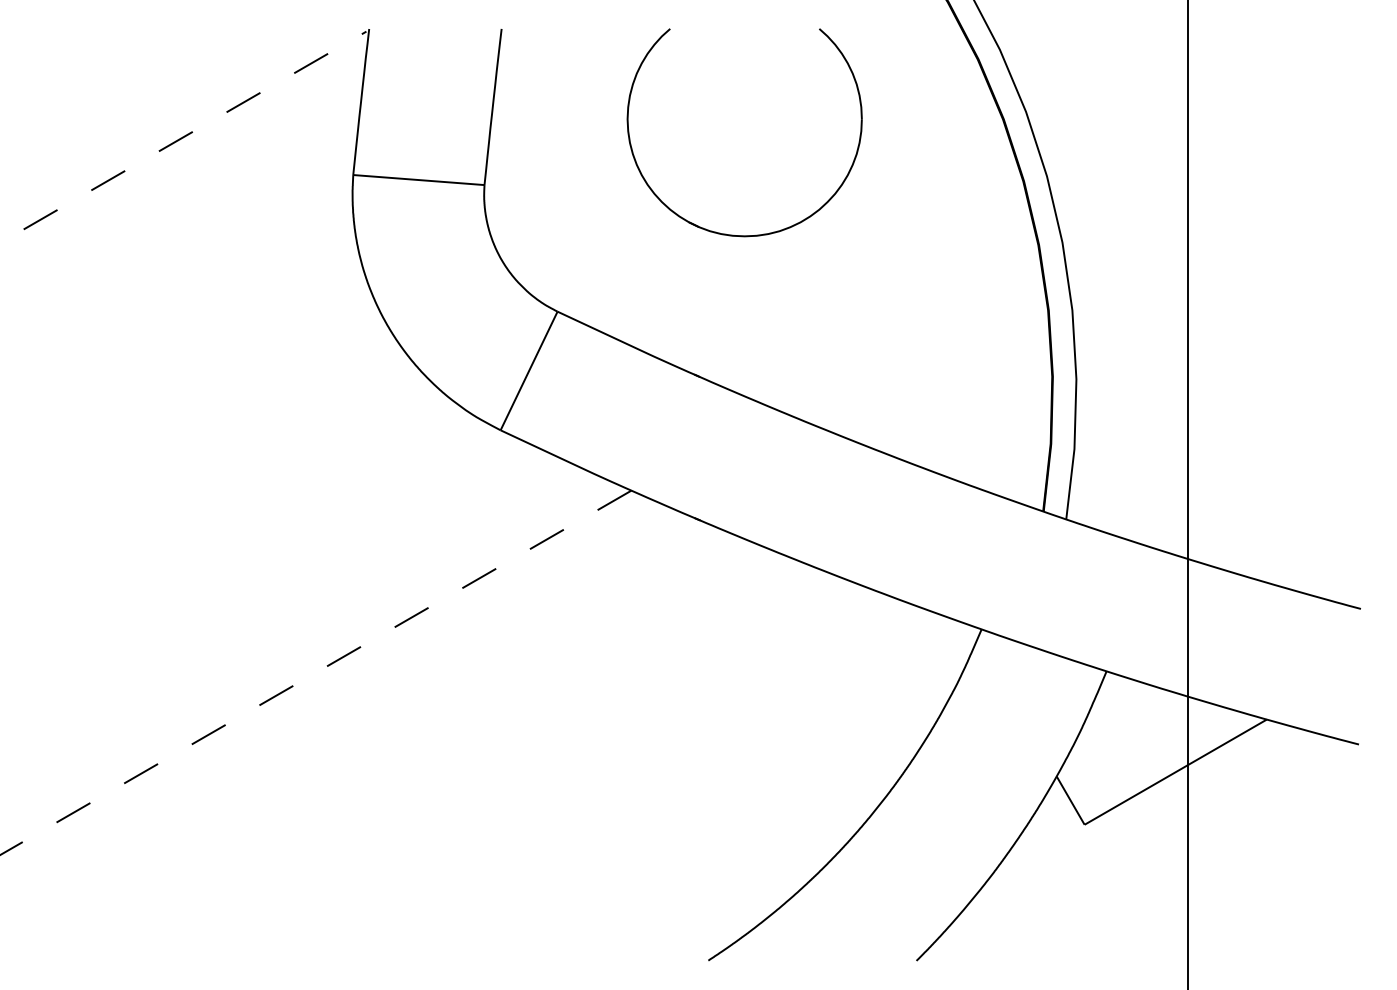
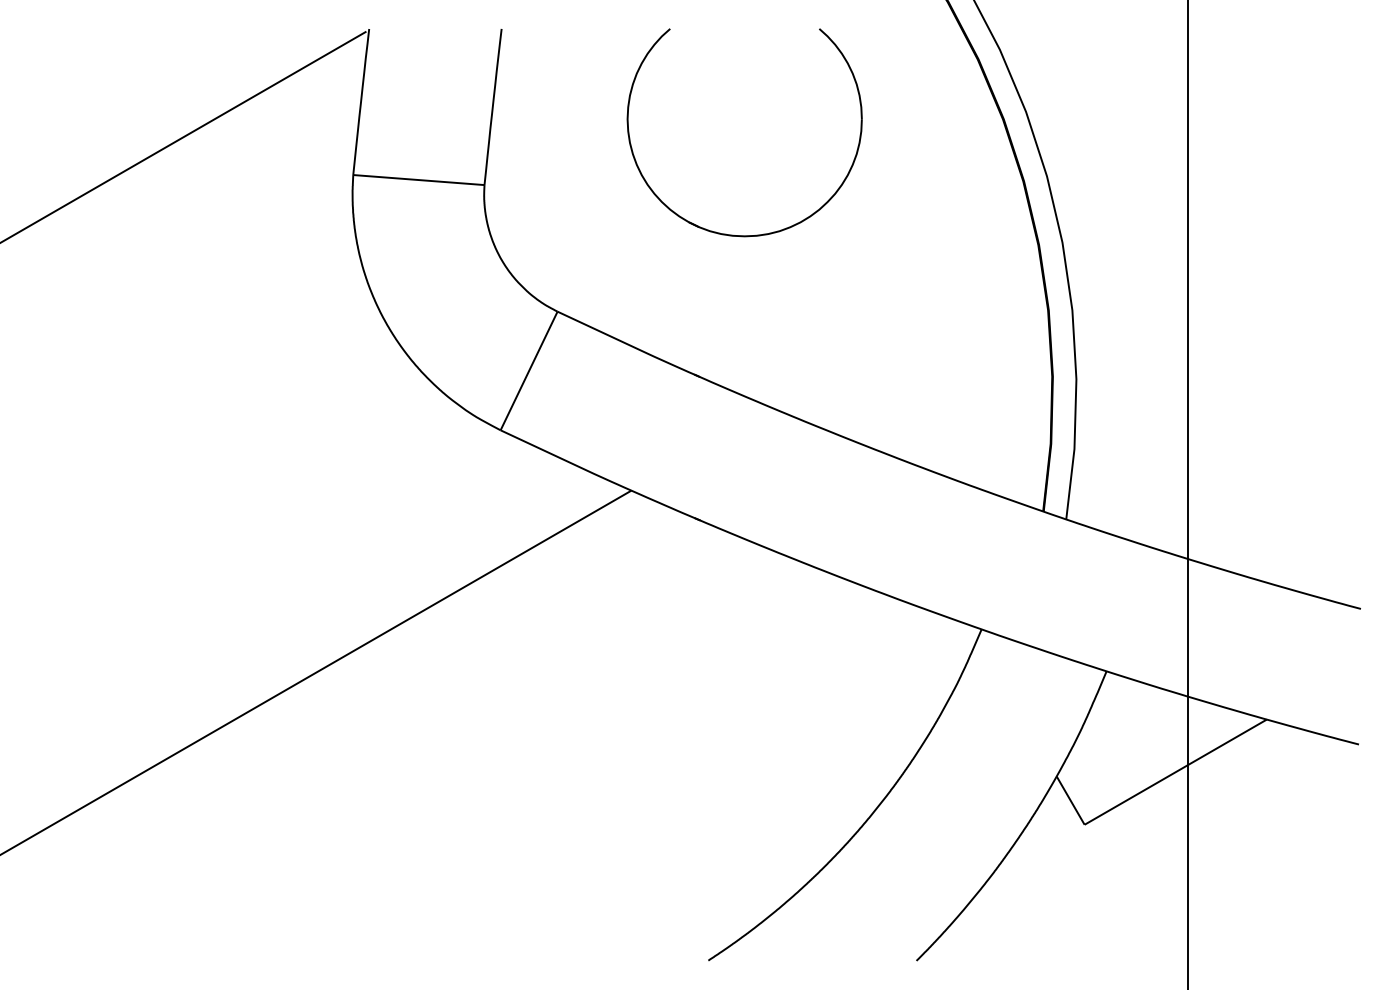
line: dashed -> solid (183, 137)
line: dashed -> solid (315, 673)
